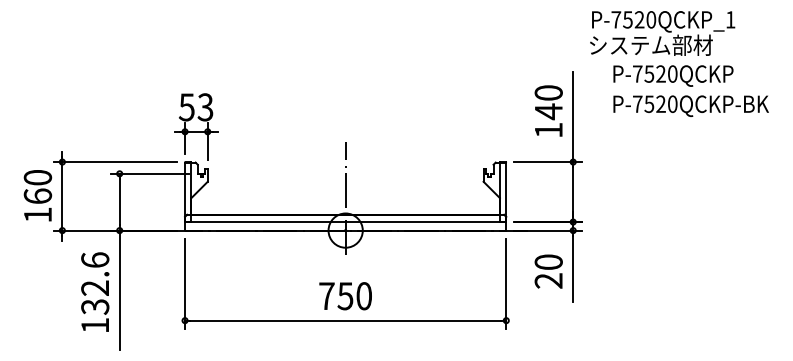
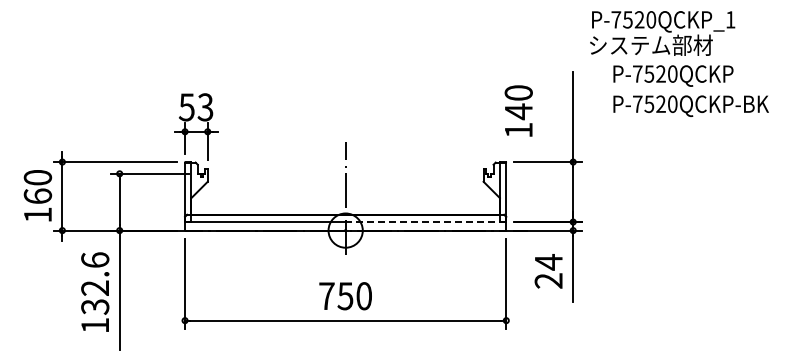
text position: (548, 110) -> (518, 110) (518, 110)
line: solid -> dashed (425, 222)
text: 20 -> 24 (548, 262)
